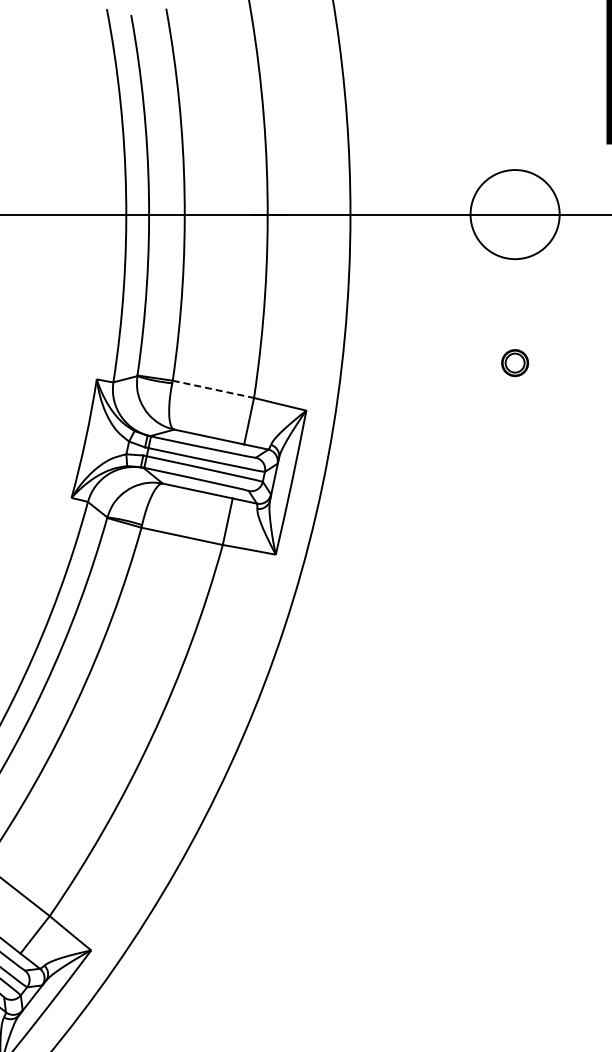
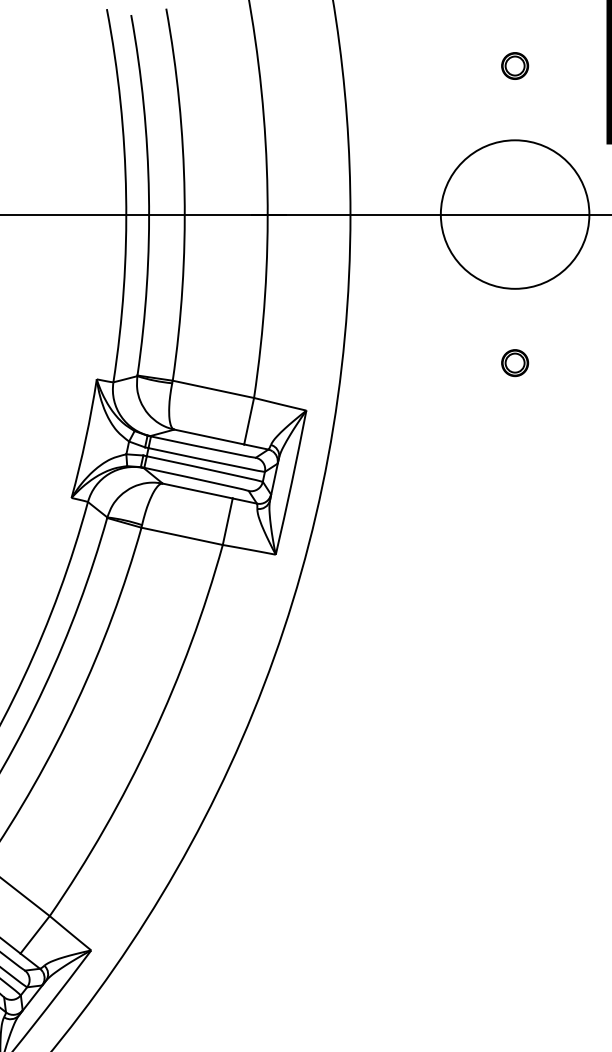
part: none -> present (515, 65)
circle diameter: 89 px -> 149 px (514, 214)
line: dashed -> solid (213, 389)
